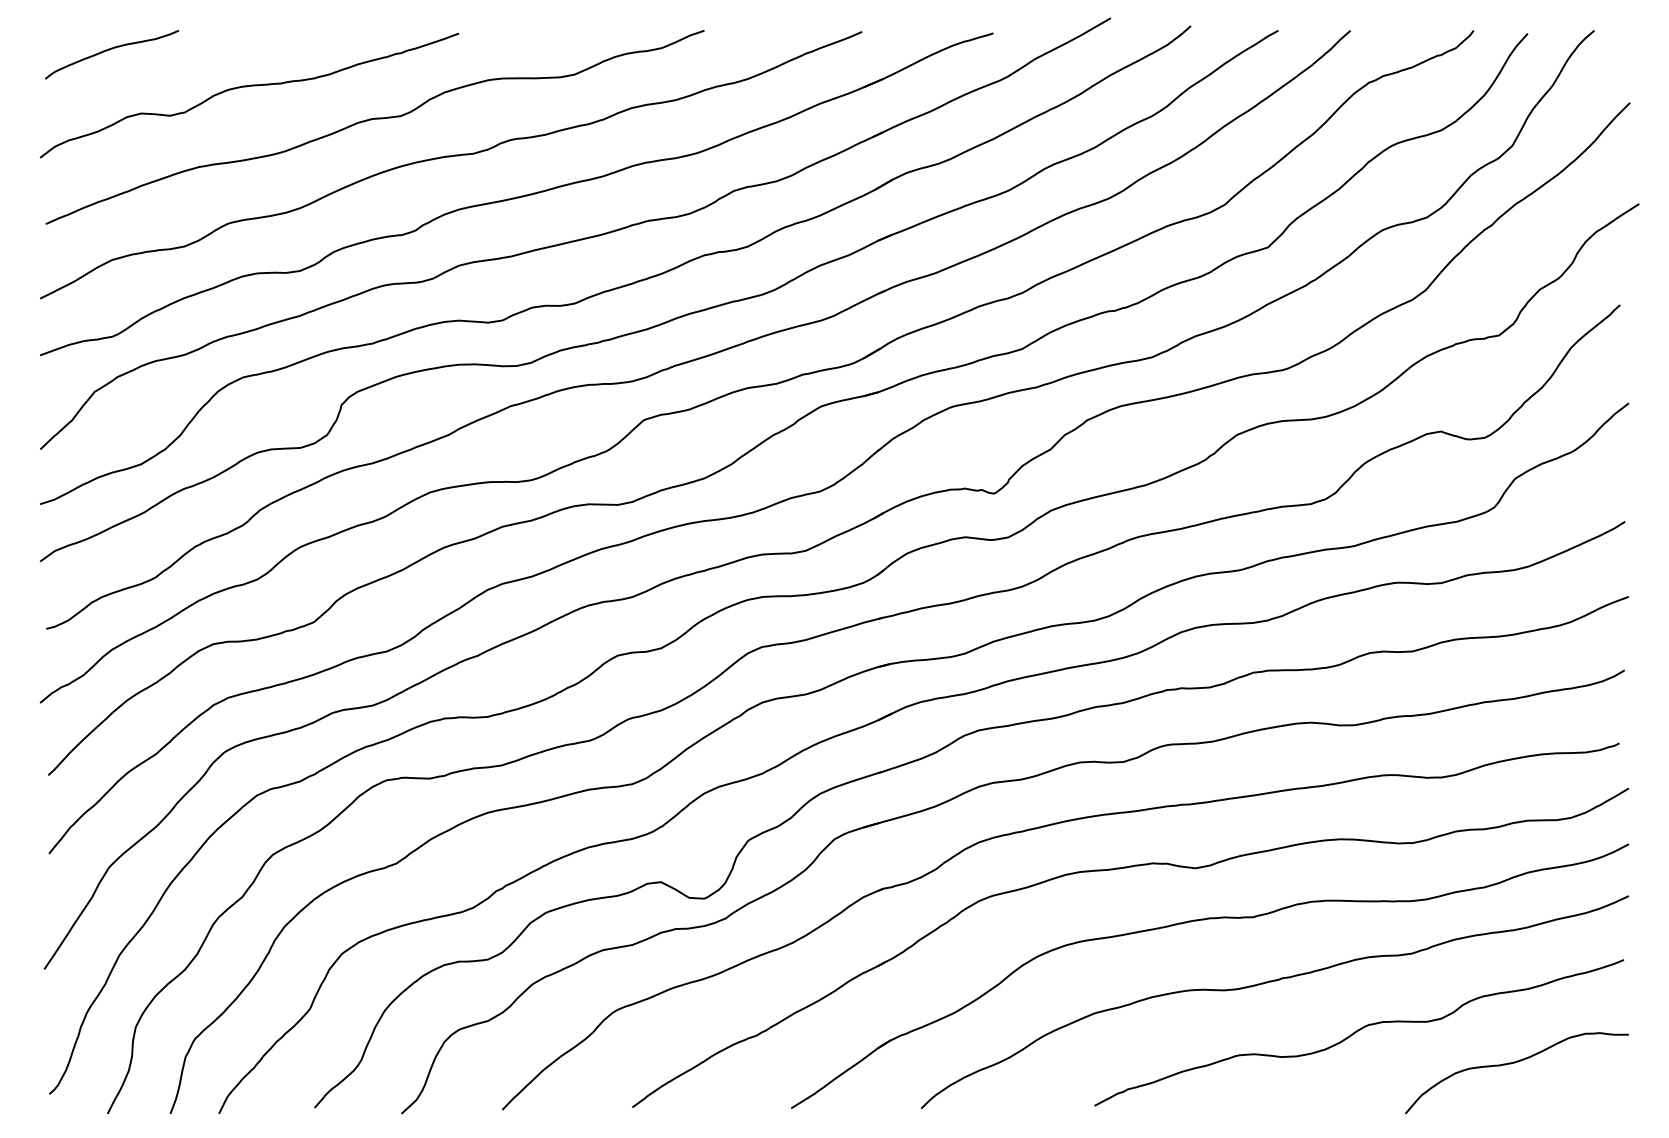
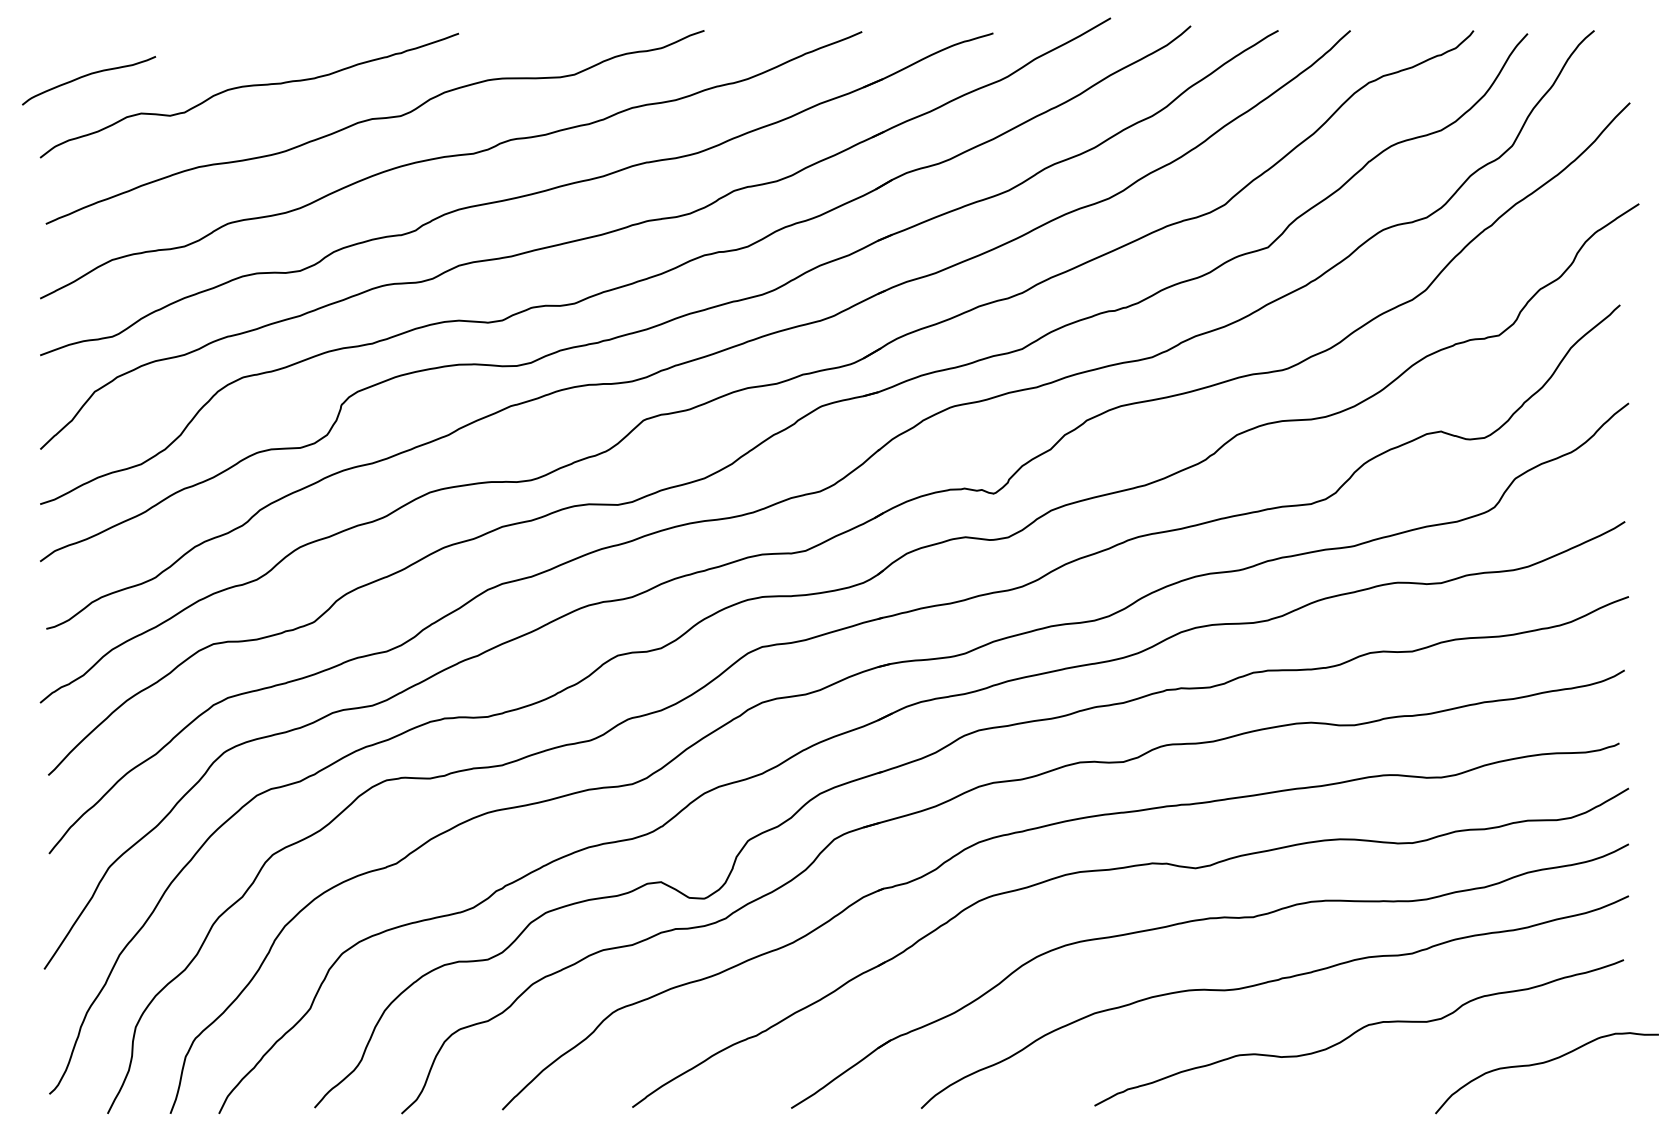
curve position: (112, 49) -> (89, 75) (89, 75)
curve position: (1515, 1063) -> (1545, 1063) (1545, 1063)
